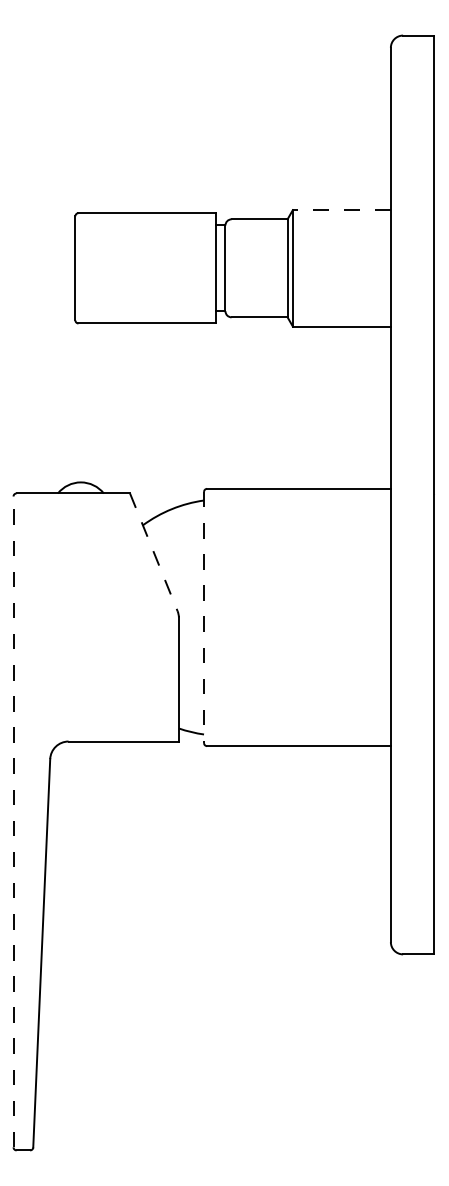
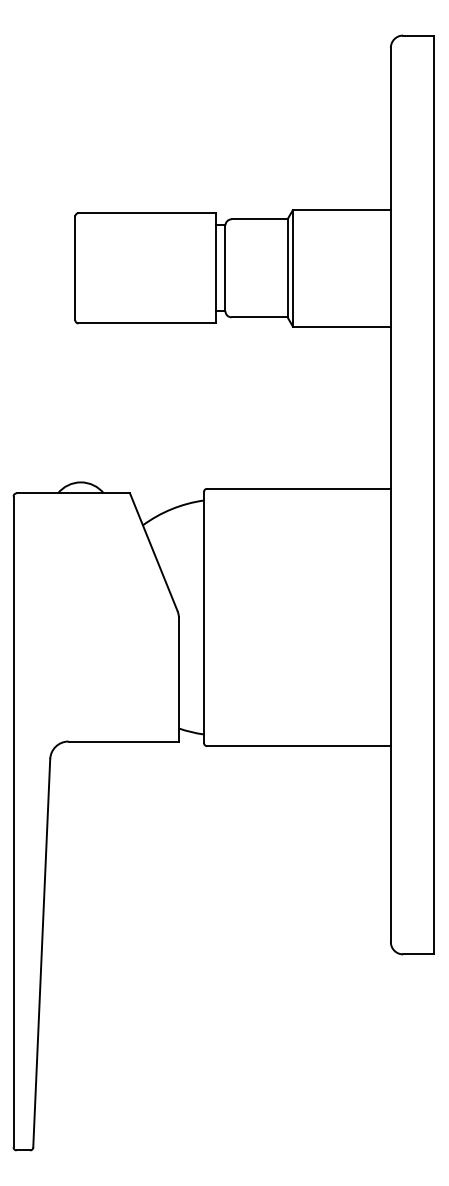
line: dashed -> solid (341, 210)
line: dashed -> solid (154, 552)
line: dashed -> solid (204, 617)
line: dashed -> solid (13, 821)
